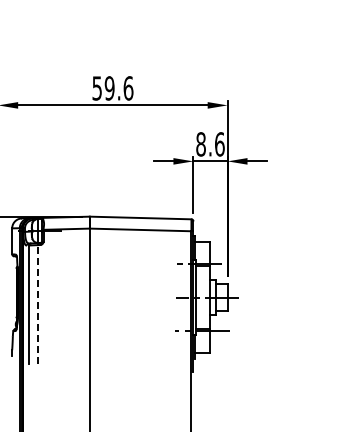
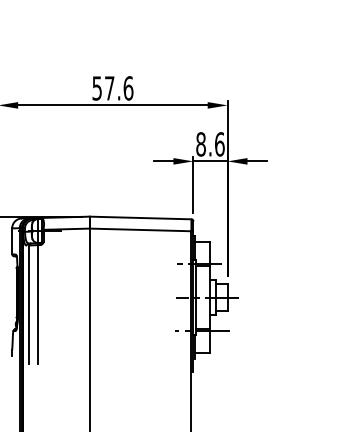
text: 59.6 -> 57.6 (109, 88)
line: dashed -> solid (38, 304)
